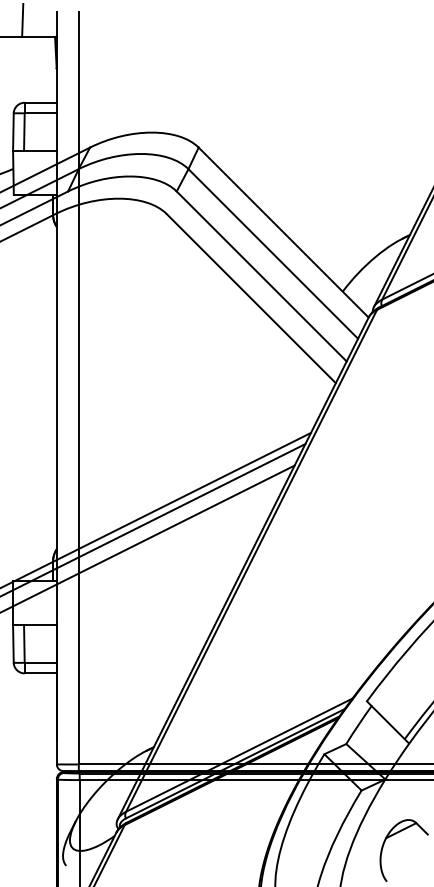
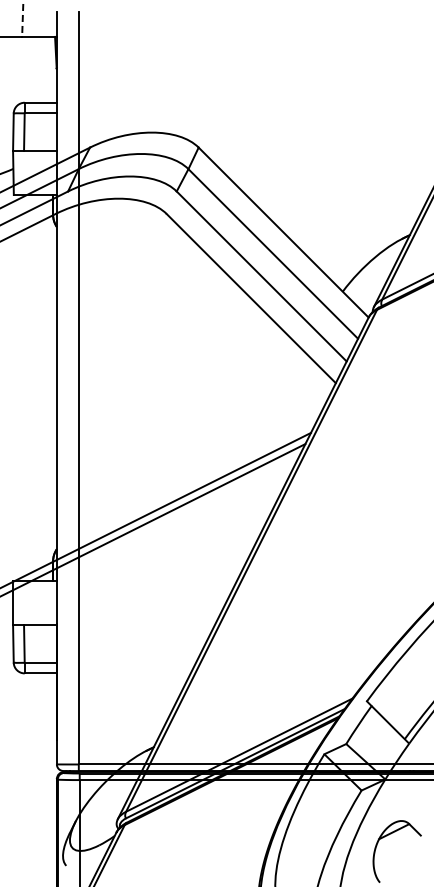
line: solid -> dashed (22, 20)
line: present -> none (148, 538)
part position: (396, 834) -> (389, 835) (389, 835)
